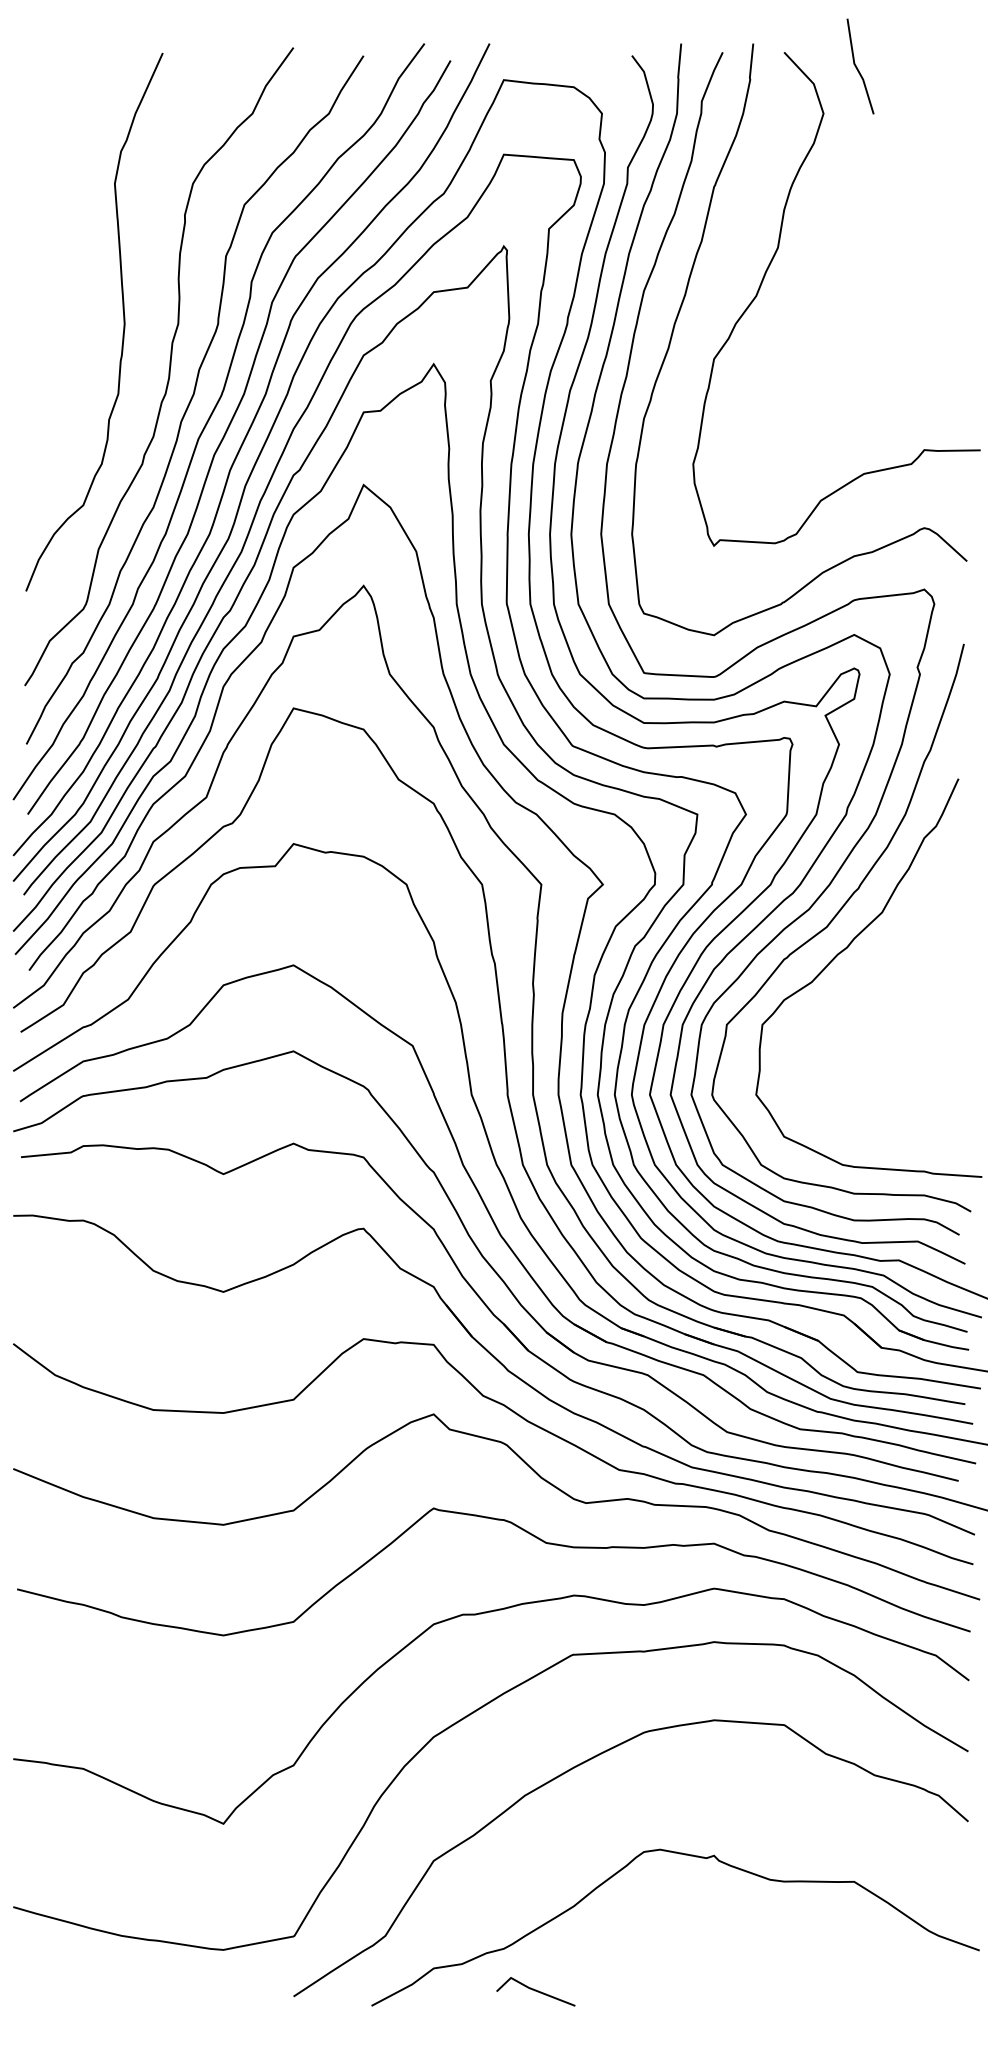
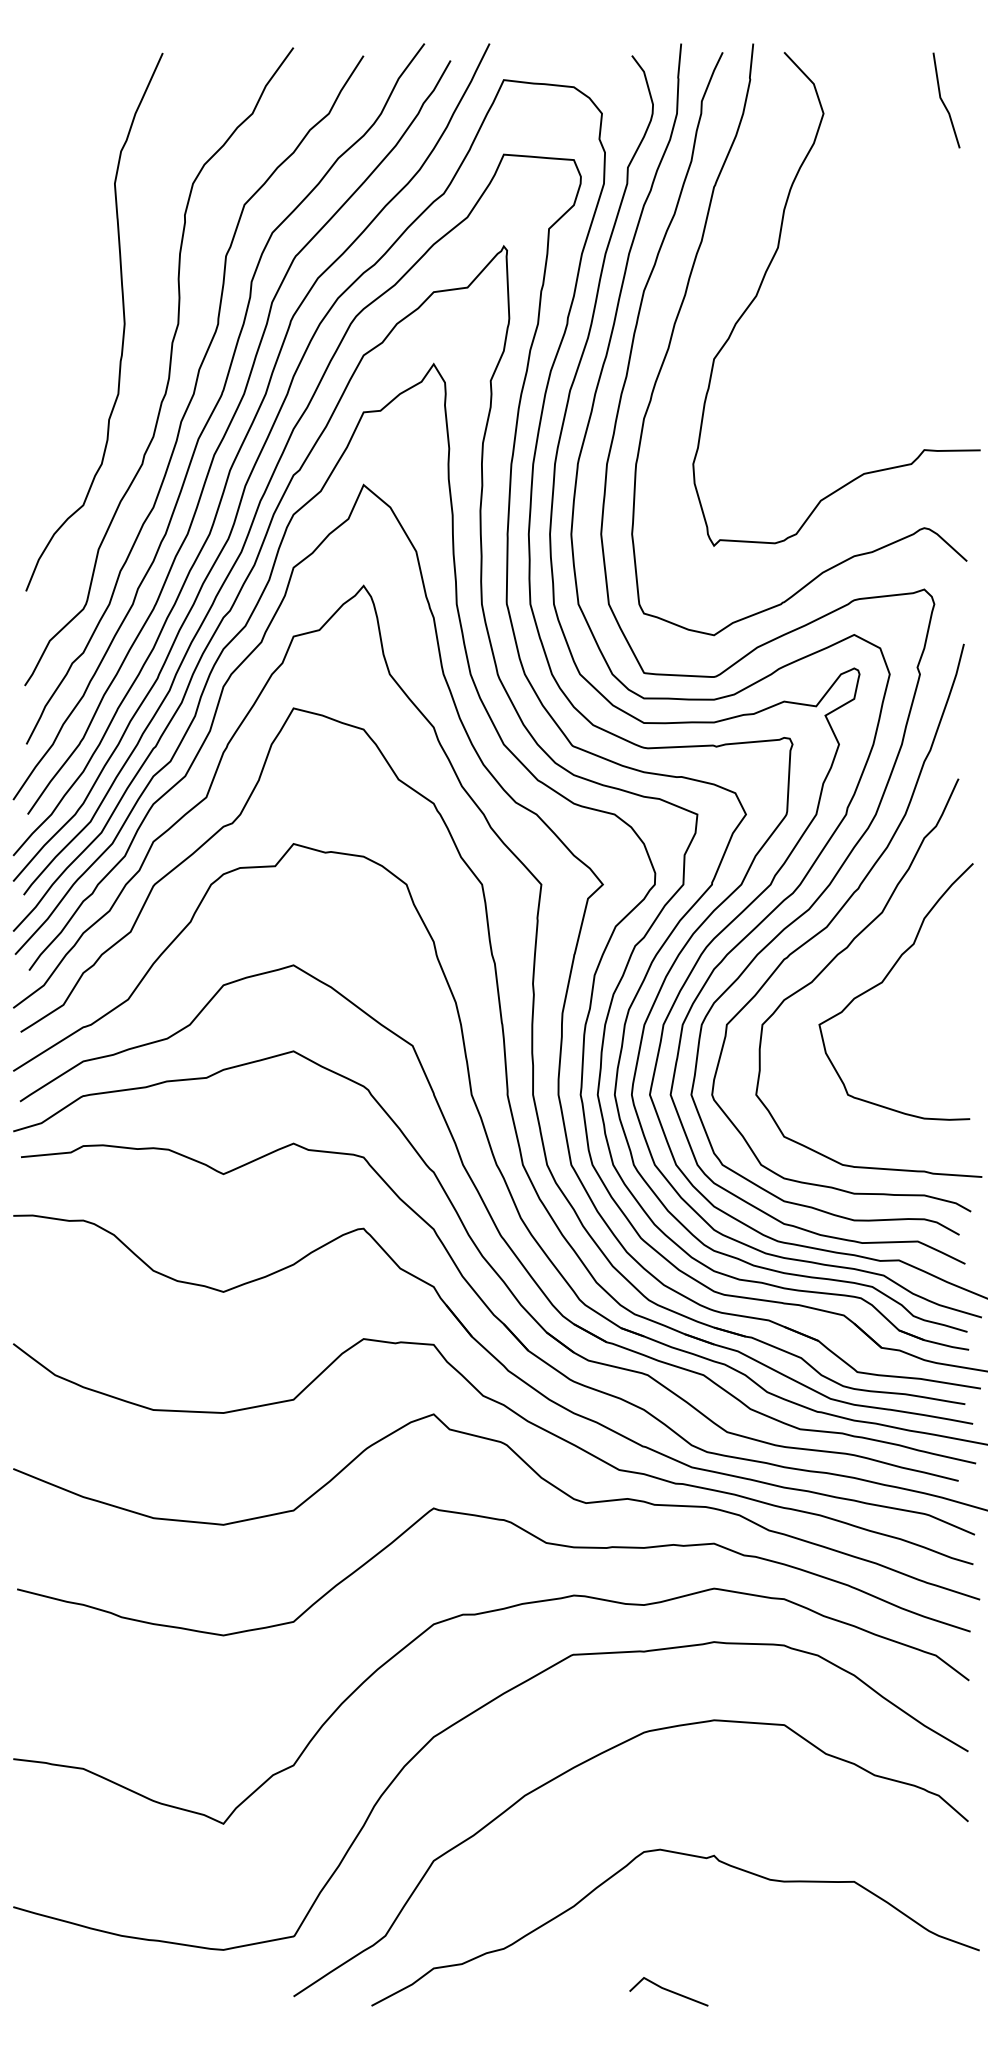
line position: (858, 68) -> (944, 102) (944, 102)
curve: none -> present (883, 982)
line position: (535, 1991) -> (668, 1991) (668, 1991)
